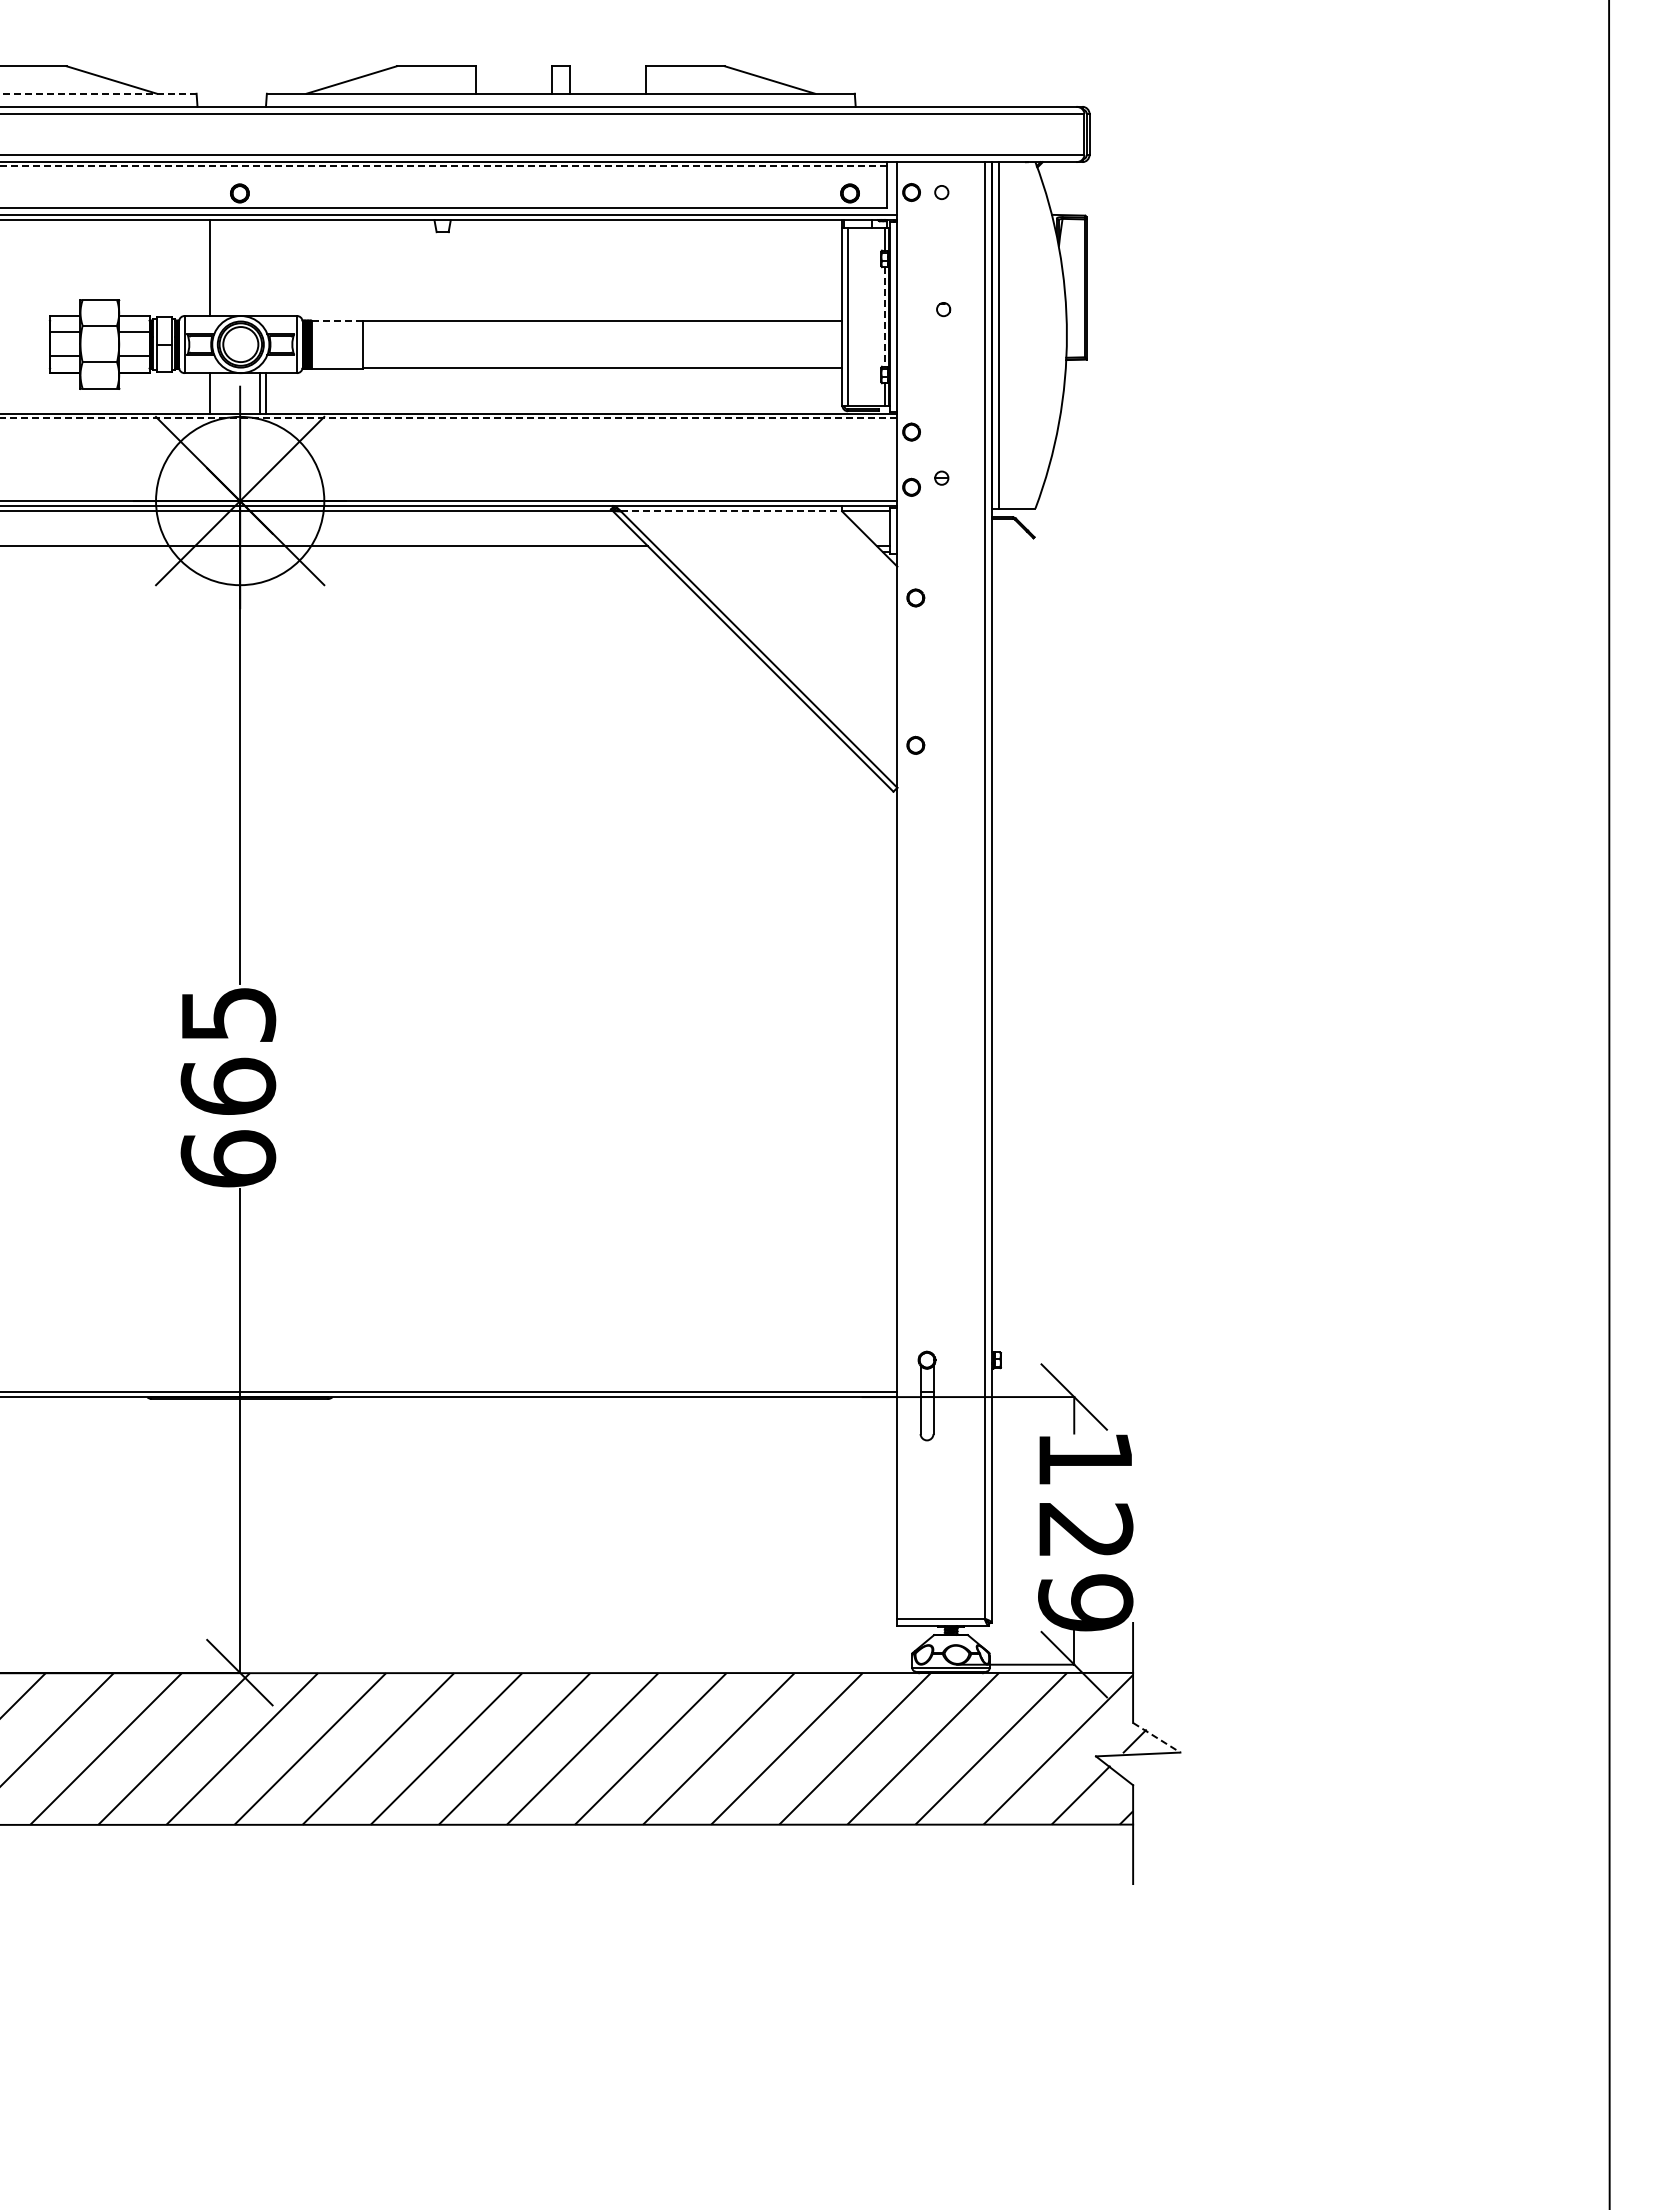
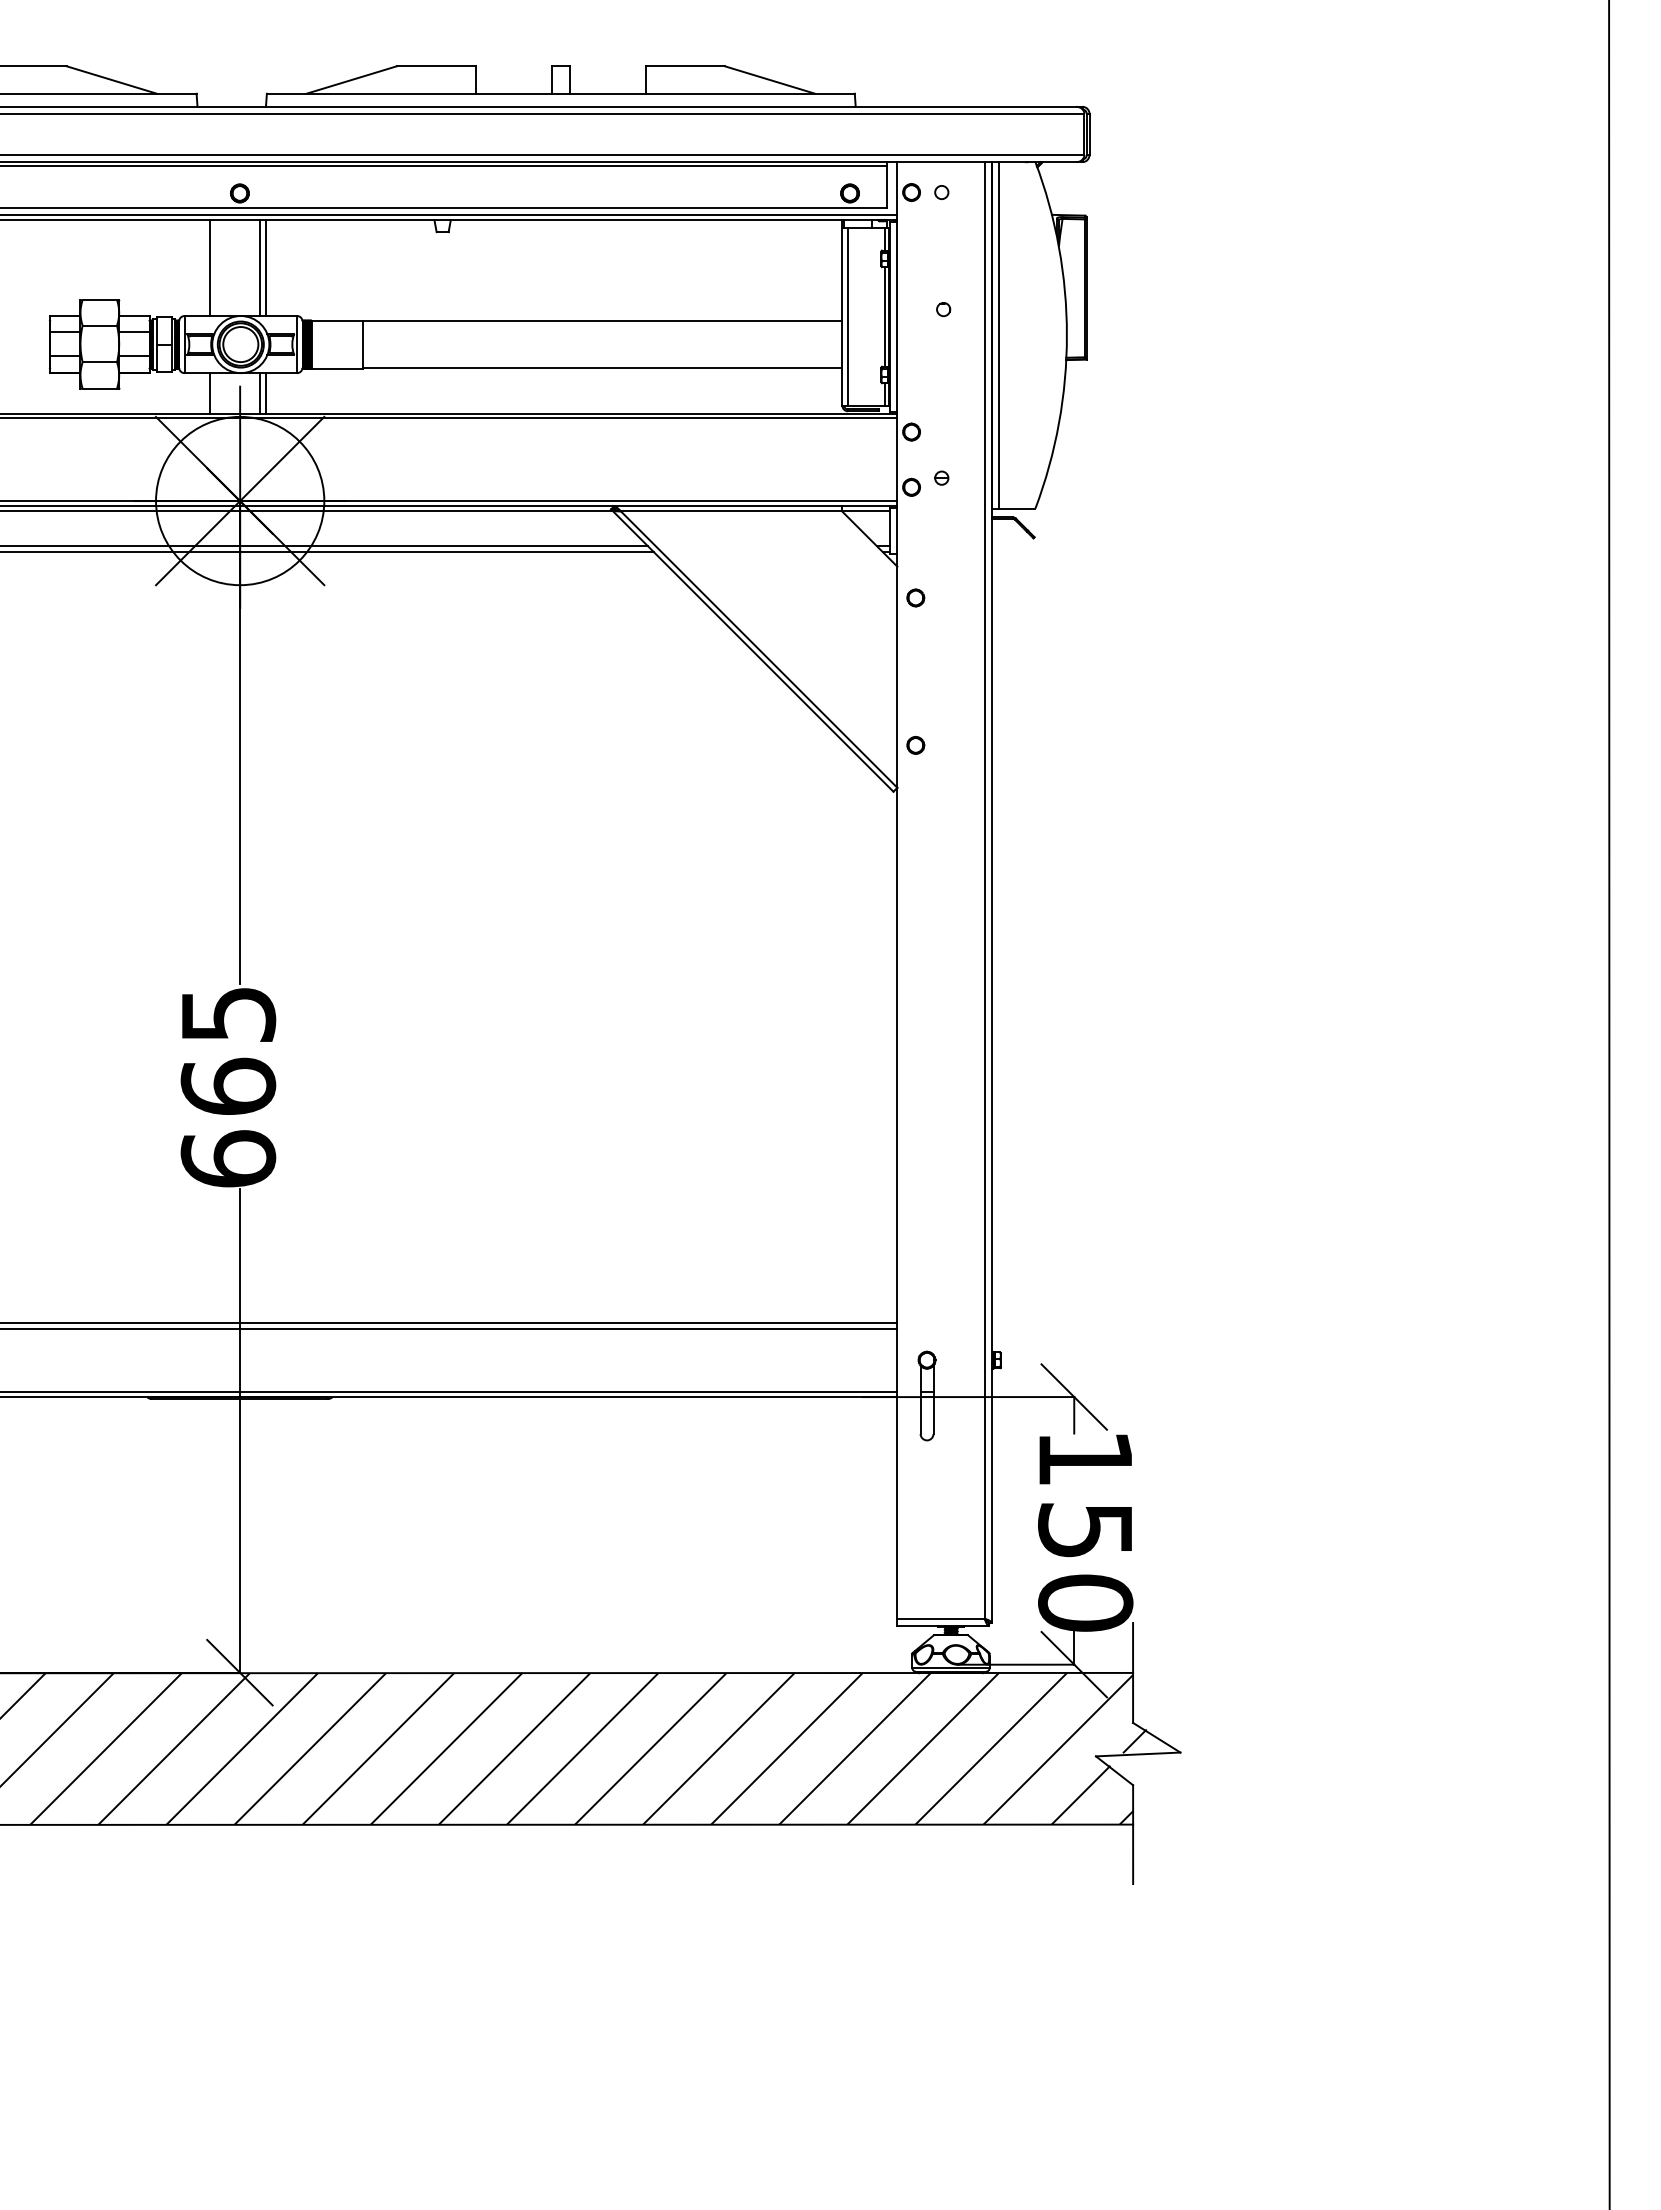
line: dashed -> solid (98, 93)
line: dashed -> solid (443, 166)
line: none -> present (259, 268)
line: none -> present (265, 268)
line: dashed -> solid (884, 316)
line: dashed -> solid (337, 320)
line: dashed -> solid (448, 418)
line: dashed -> solid (731, 511)
line: none -> present (327, 551)
line: none -> present (449, 1323)
line: none -> present (449, 1328)
text: 129 -> 150 (1085, 1567)
line: dashed -> solid (1156, 1737)
